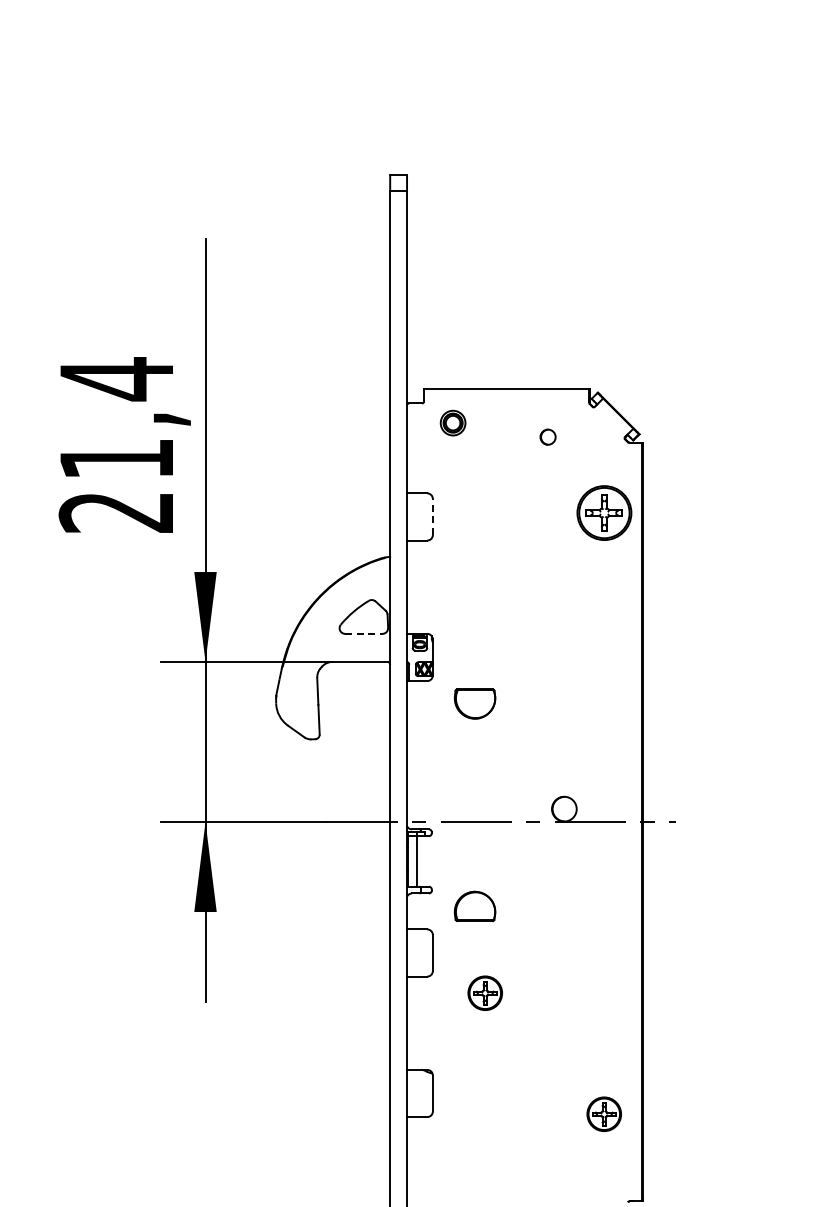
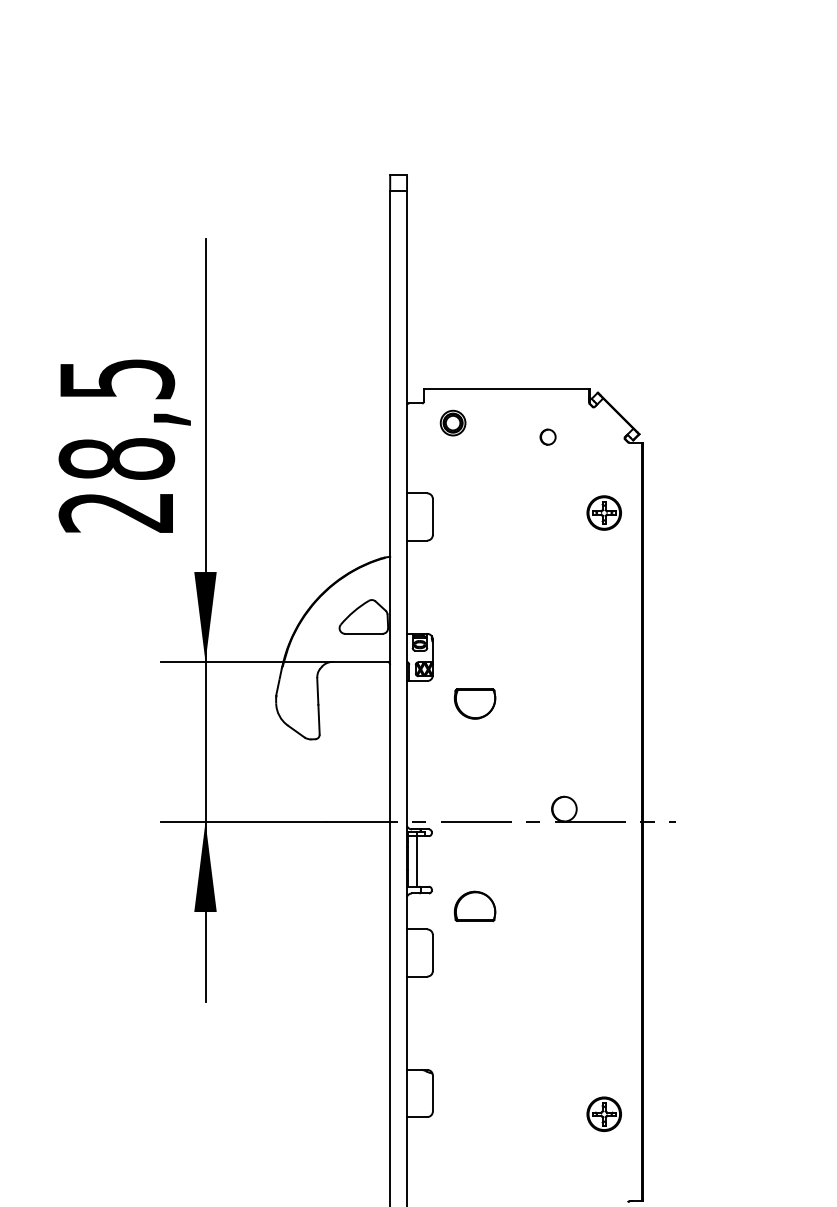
text: 21,4 -> 28,5 (116, 418)
part size: 57x56 px -> 36x36 px (603, 512)
line: dashed -> solid (432, 516)
line: dashed -> solid (363, 633)
part: present -> none (484, 992)
